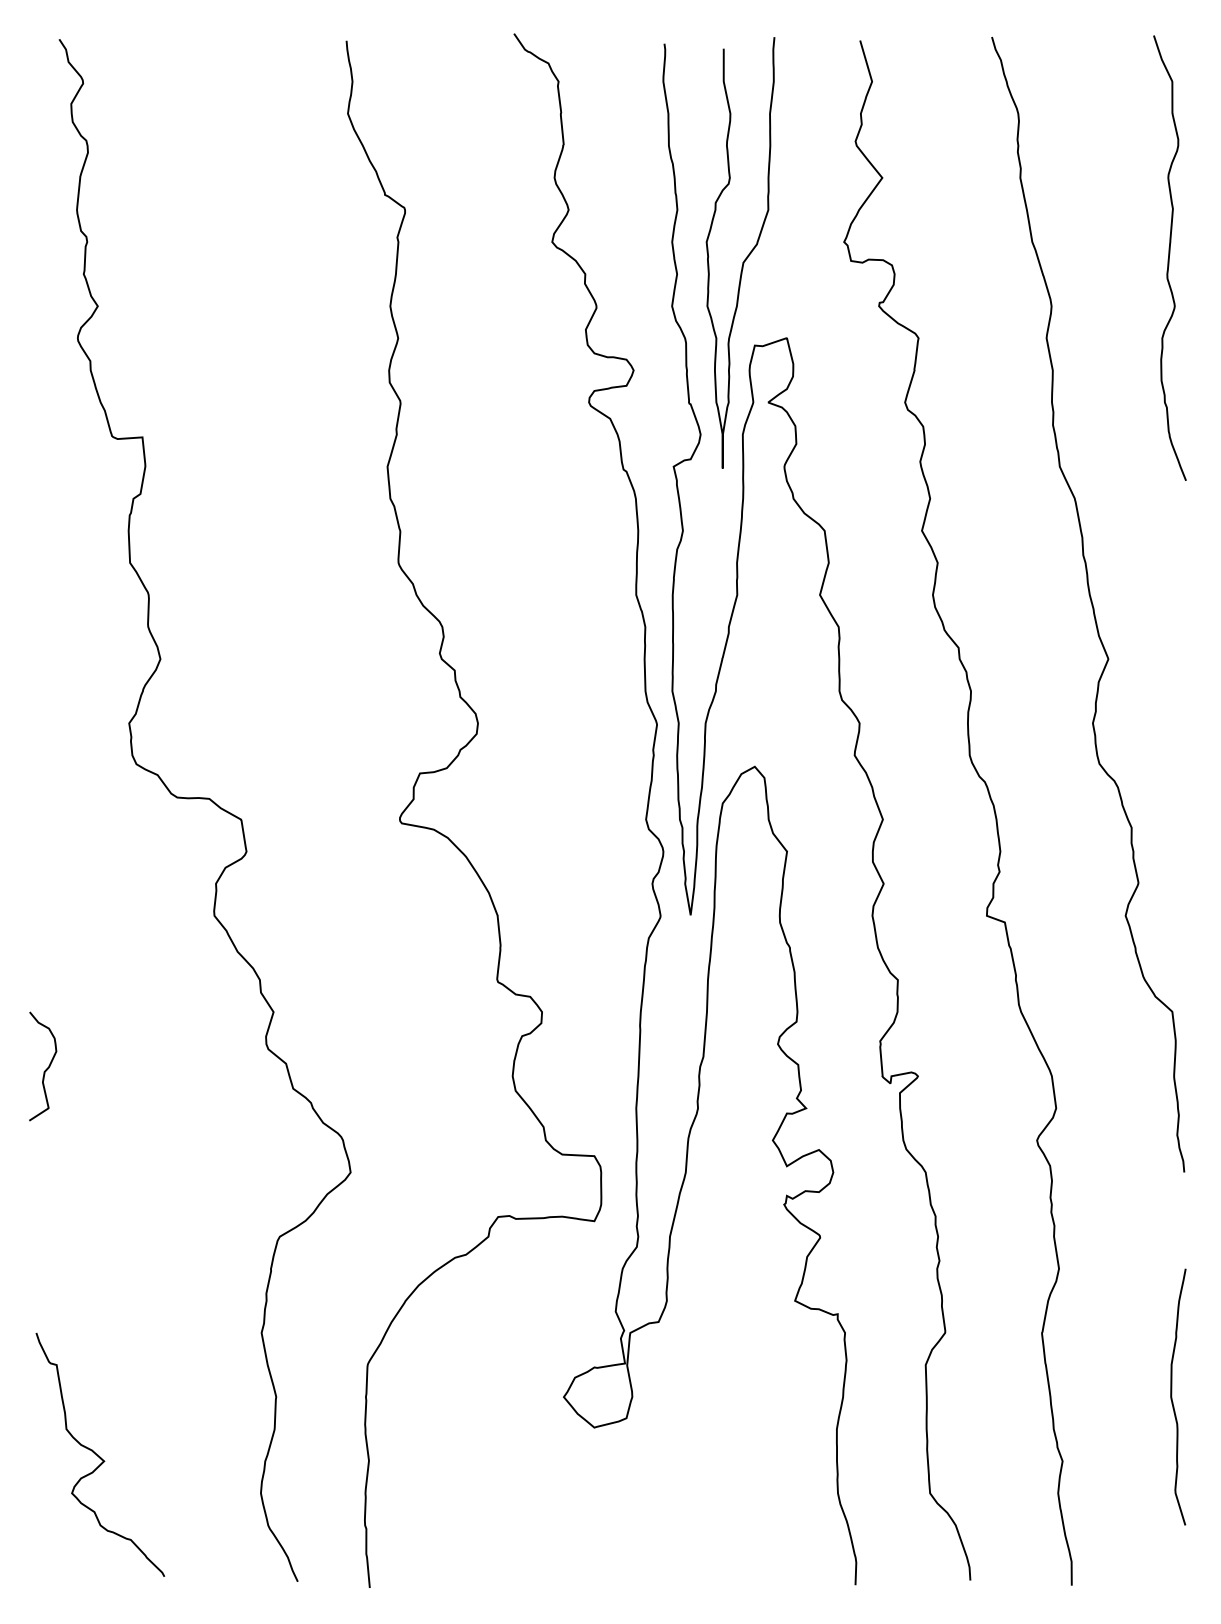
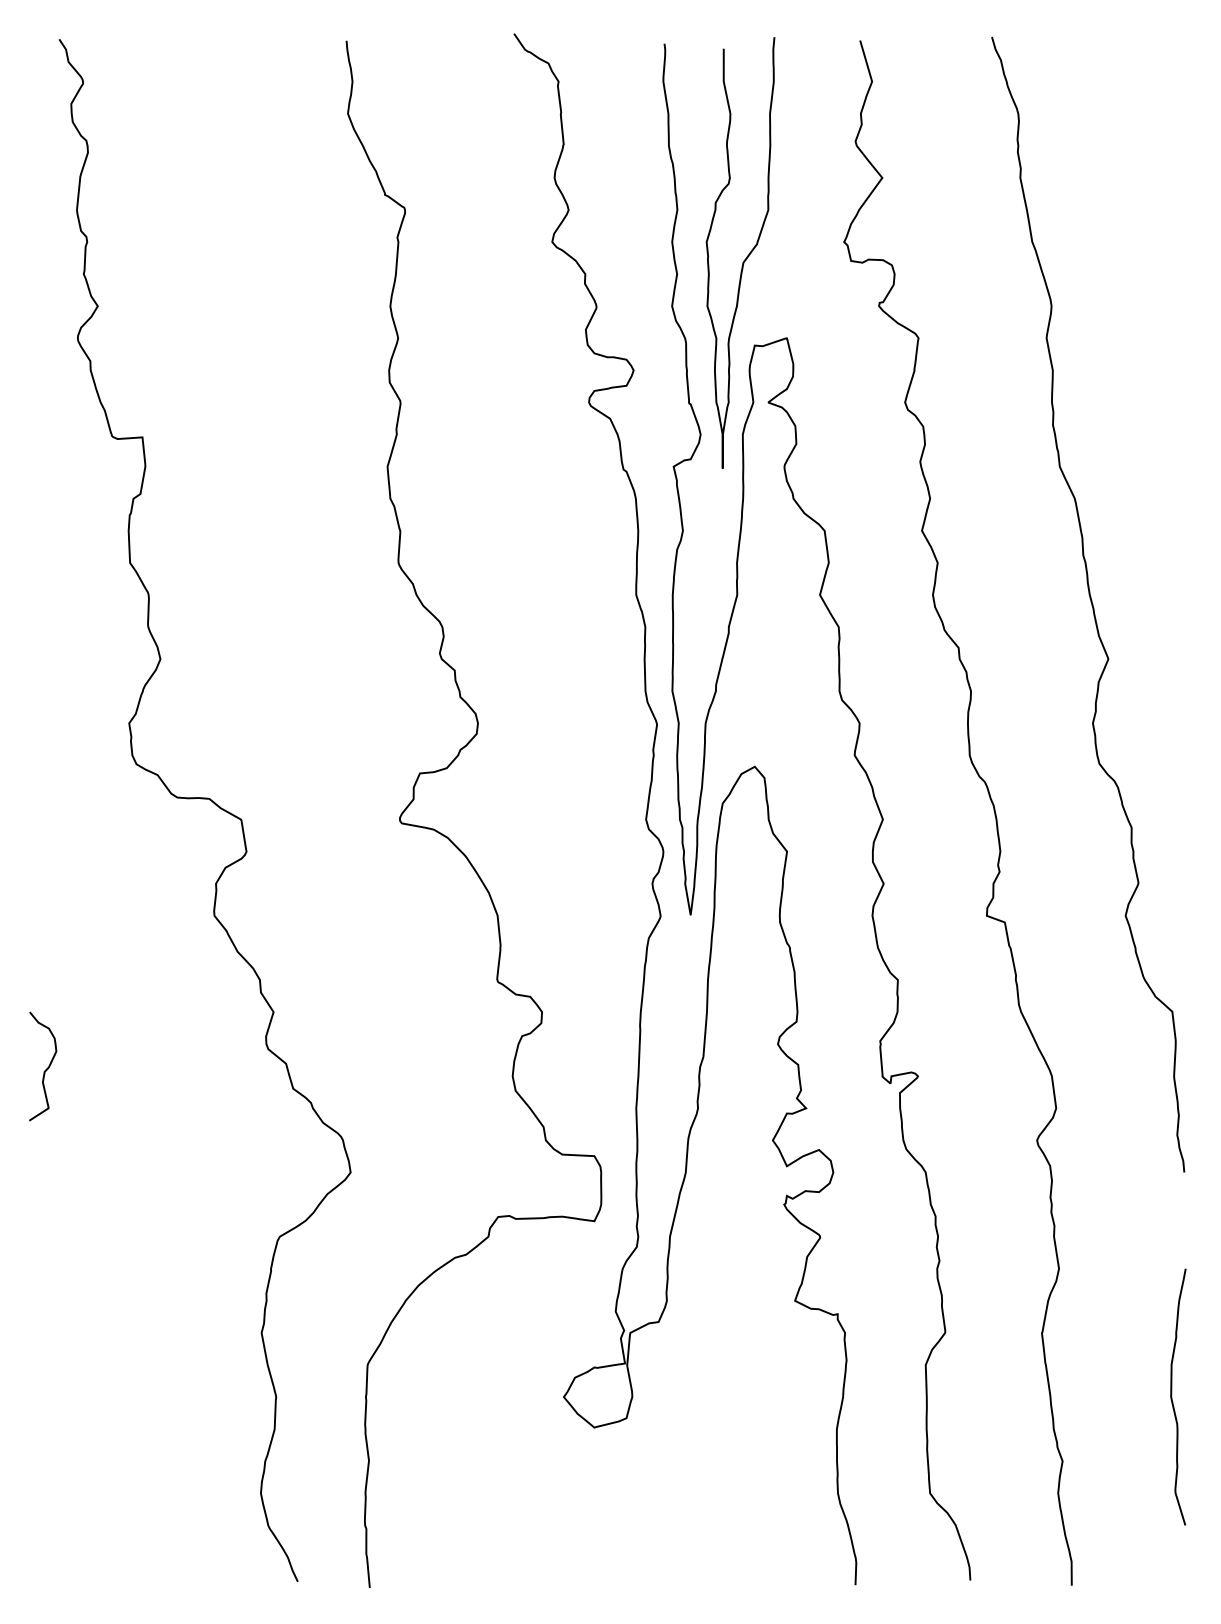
curve: present -> none (1169, 257)
curve: present -> none (99, 1455)
